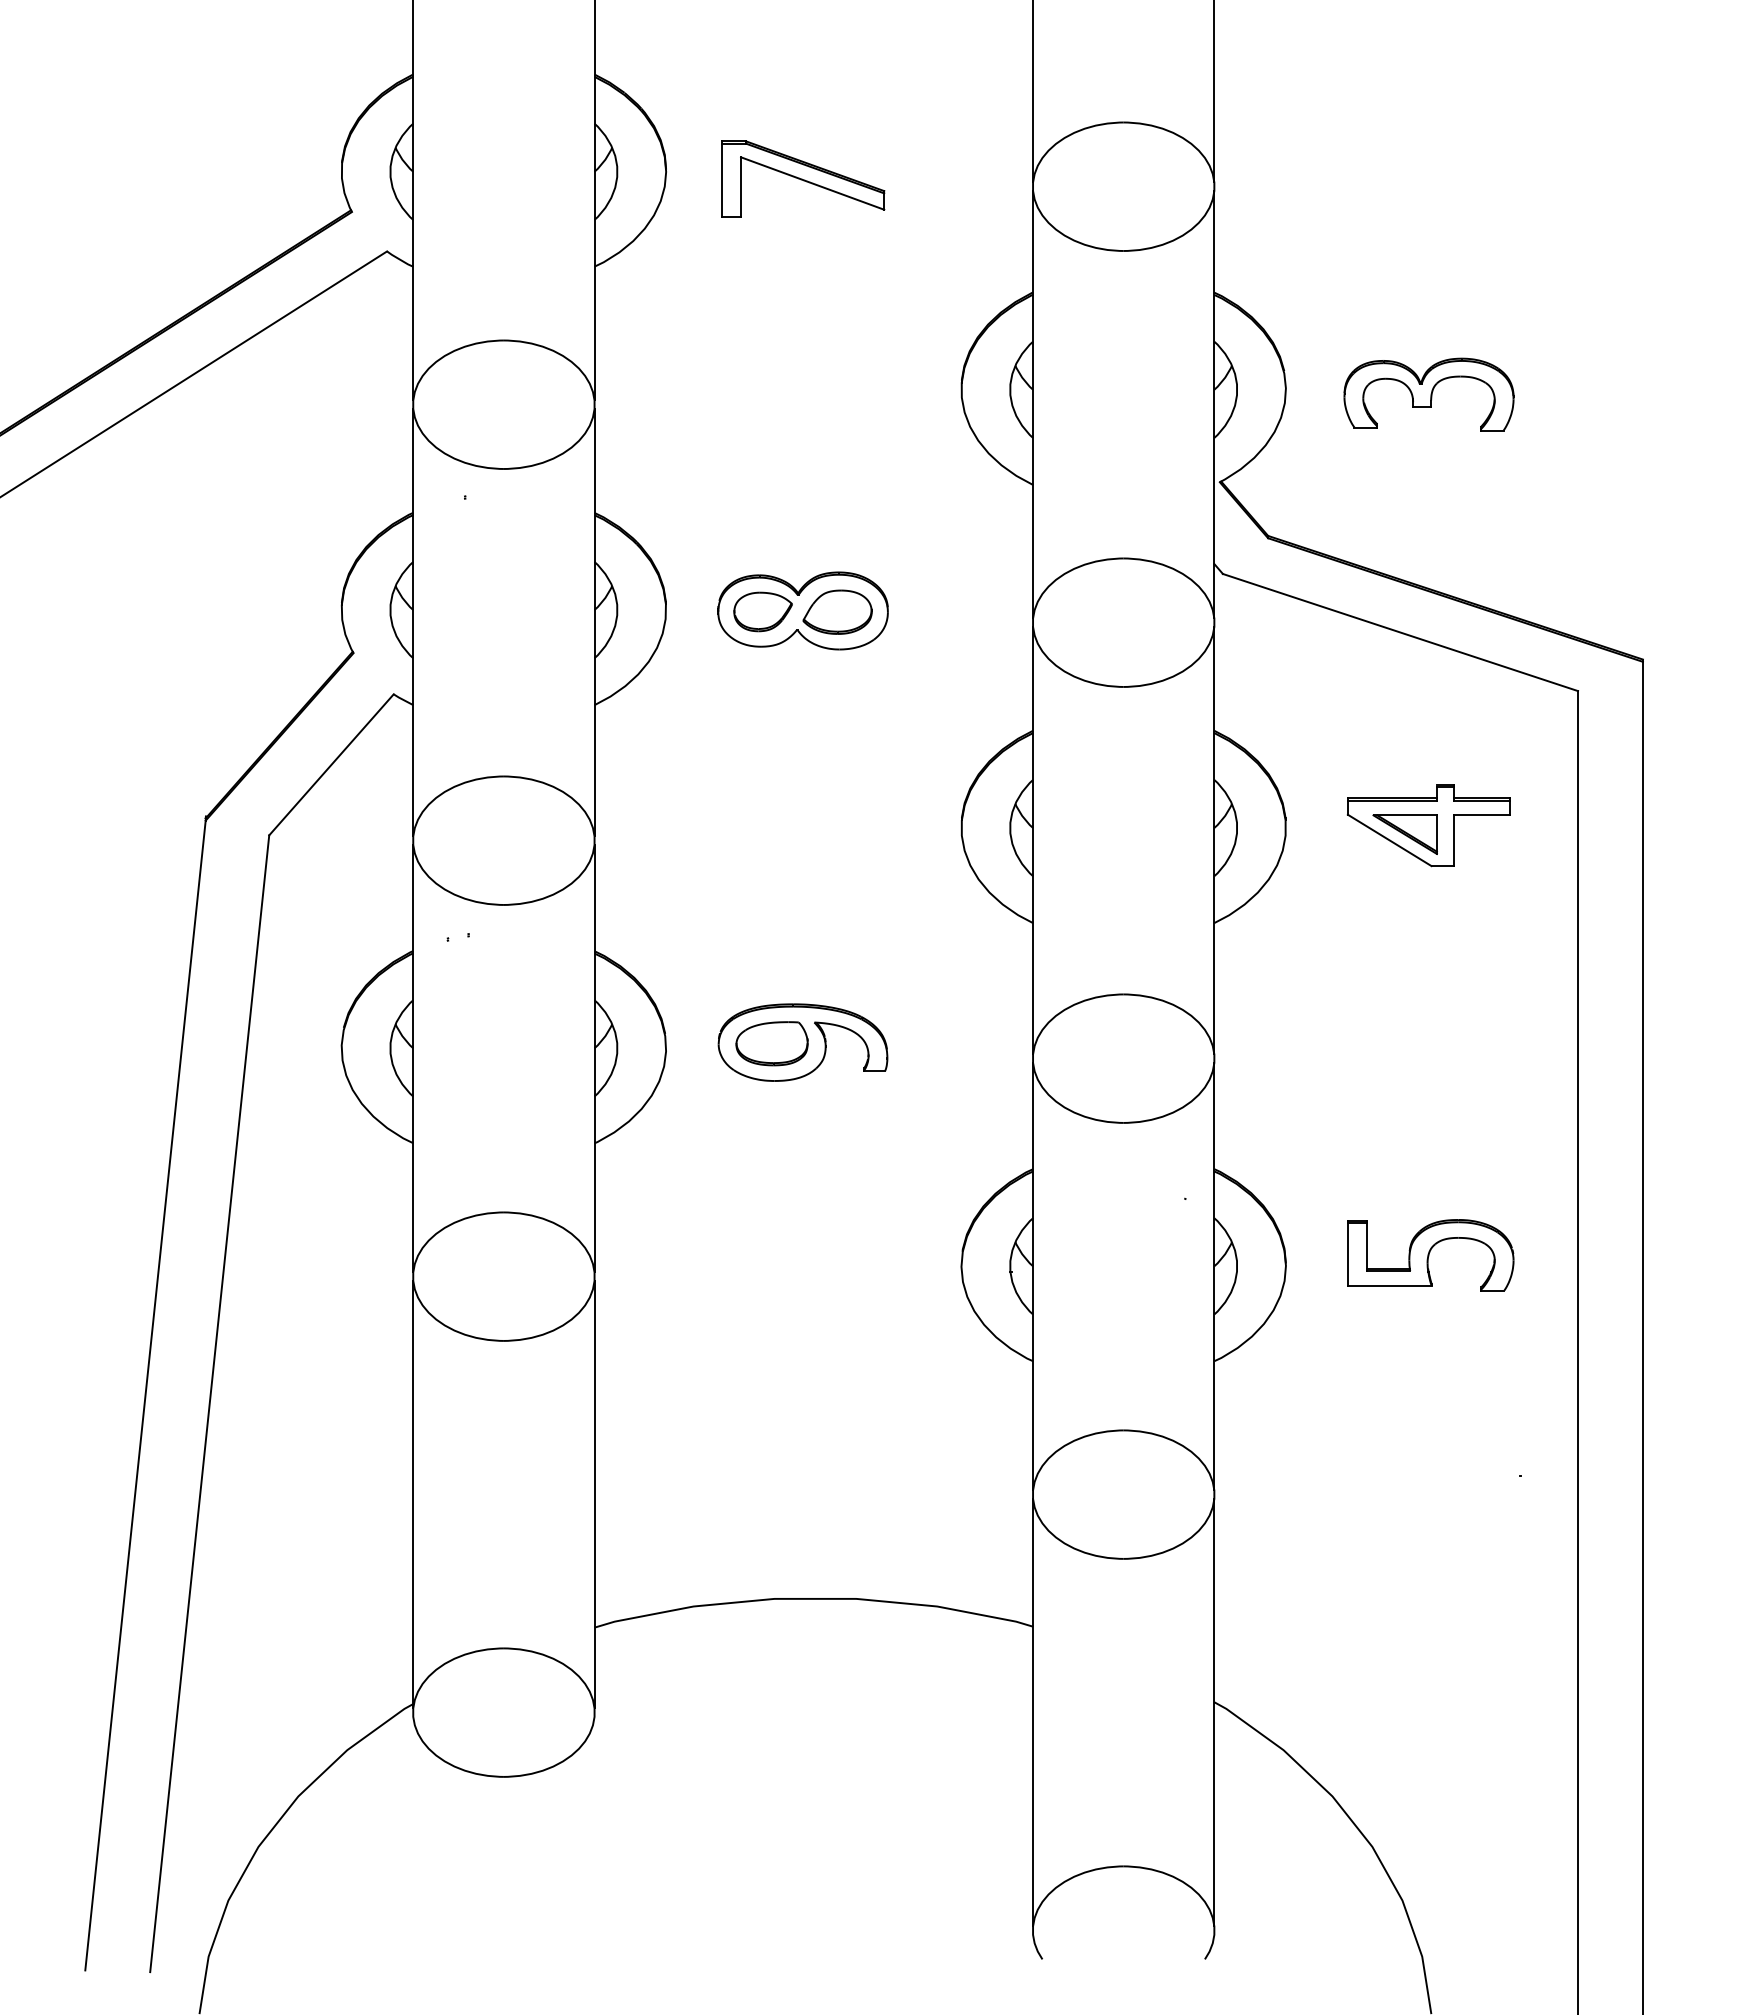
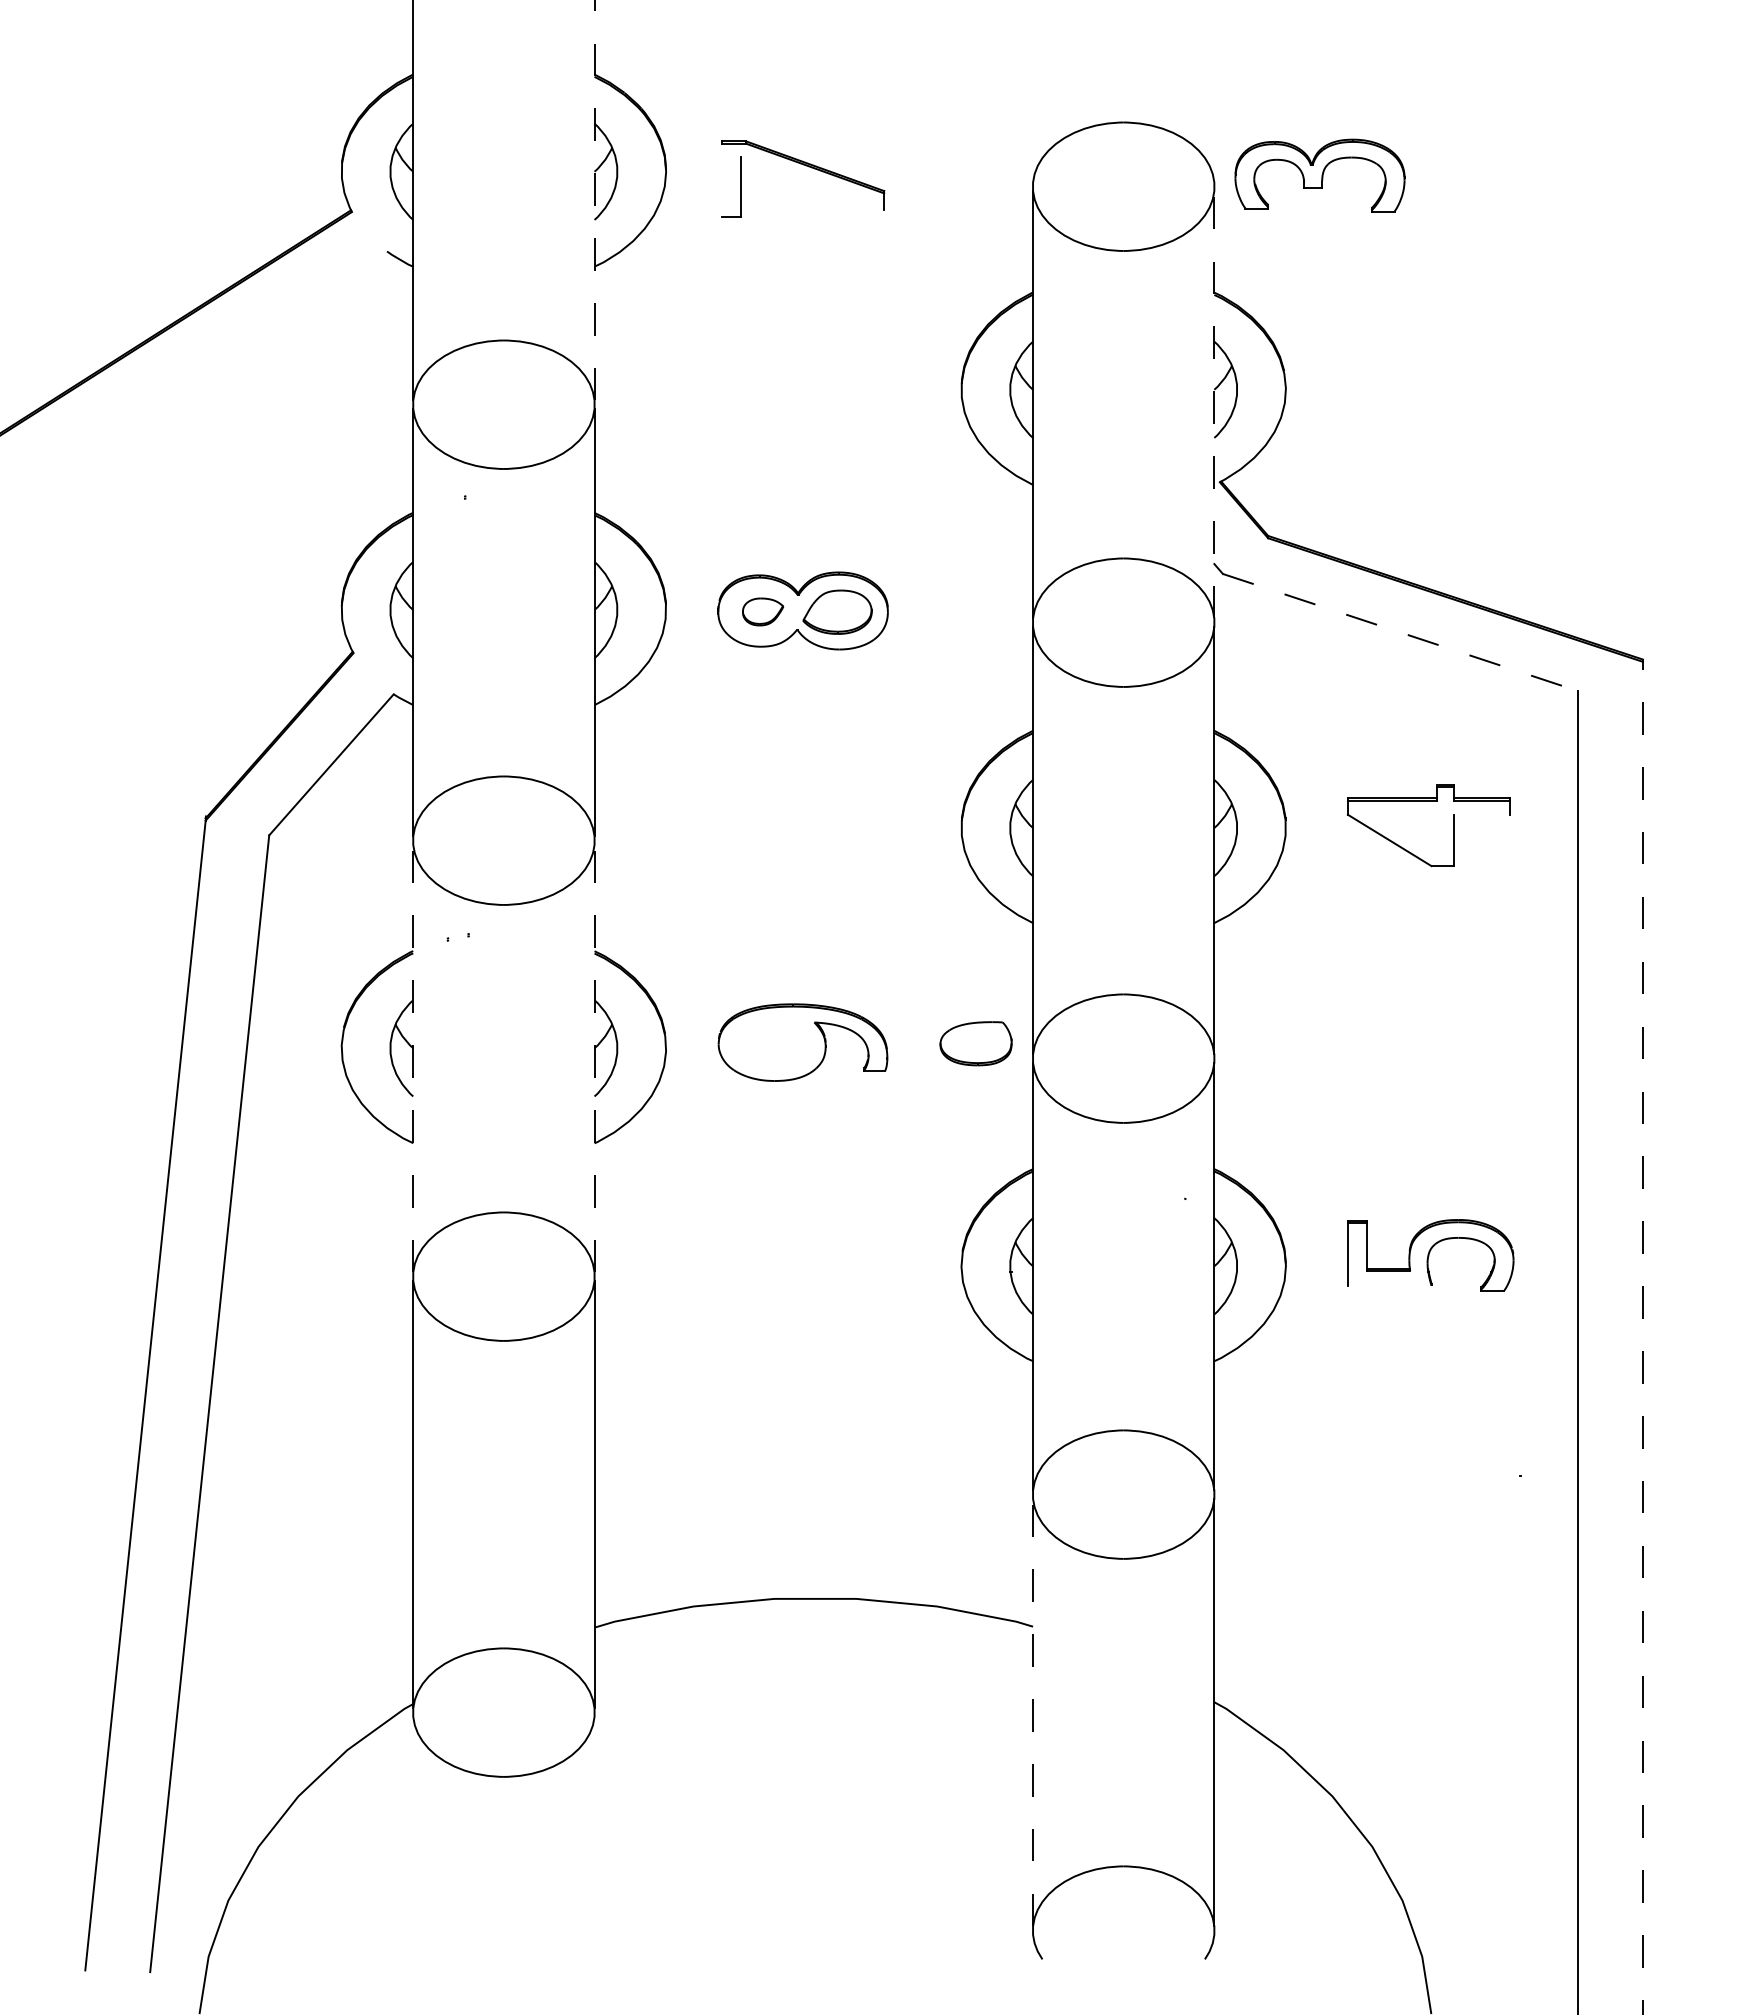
line: present -> none (1033, 92)
line: present -> none (1214, 92)
line: present -> none (721, 179)
line: present -> none (812, 183)
line: solid -> dashed (594, 199)
line: present -> none (194, 373)
part position: (1428, 394) -> (1319, 175) (1319, 175)
line: solid -> dashed (1214, 404)
part size: 60x42 px -> 43x30 px (763, 611)
line: solid -> dashed (1400, 632)
line: present -> none (1482, 815)
part: present -> none (1404, 834)
part position: (771, 1043) -> (975, 1043) (975, 1043)
line: solid -> dashed (413, 1058)
line: solid -> dashed (594, 1058)
line: present -> none (1389, 1285)
line: solid -> dashed (1642, 1337)
line: solid -> dashed (1033, 1712)
